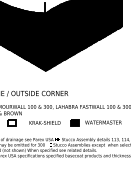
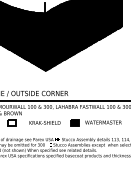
line: none -> present (64, 100)
